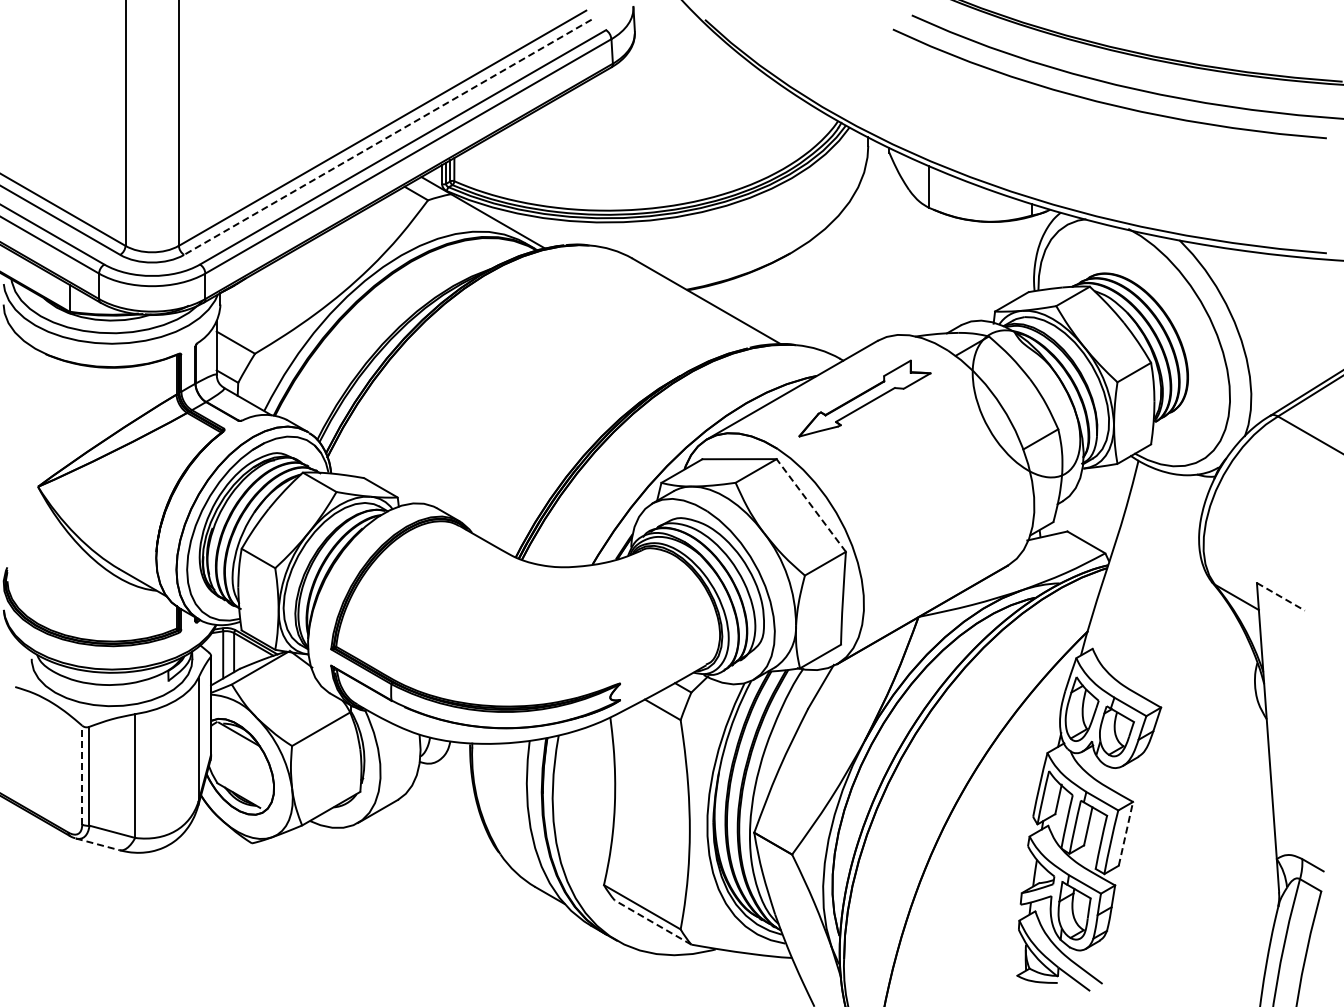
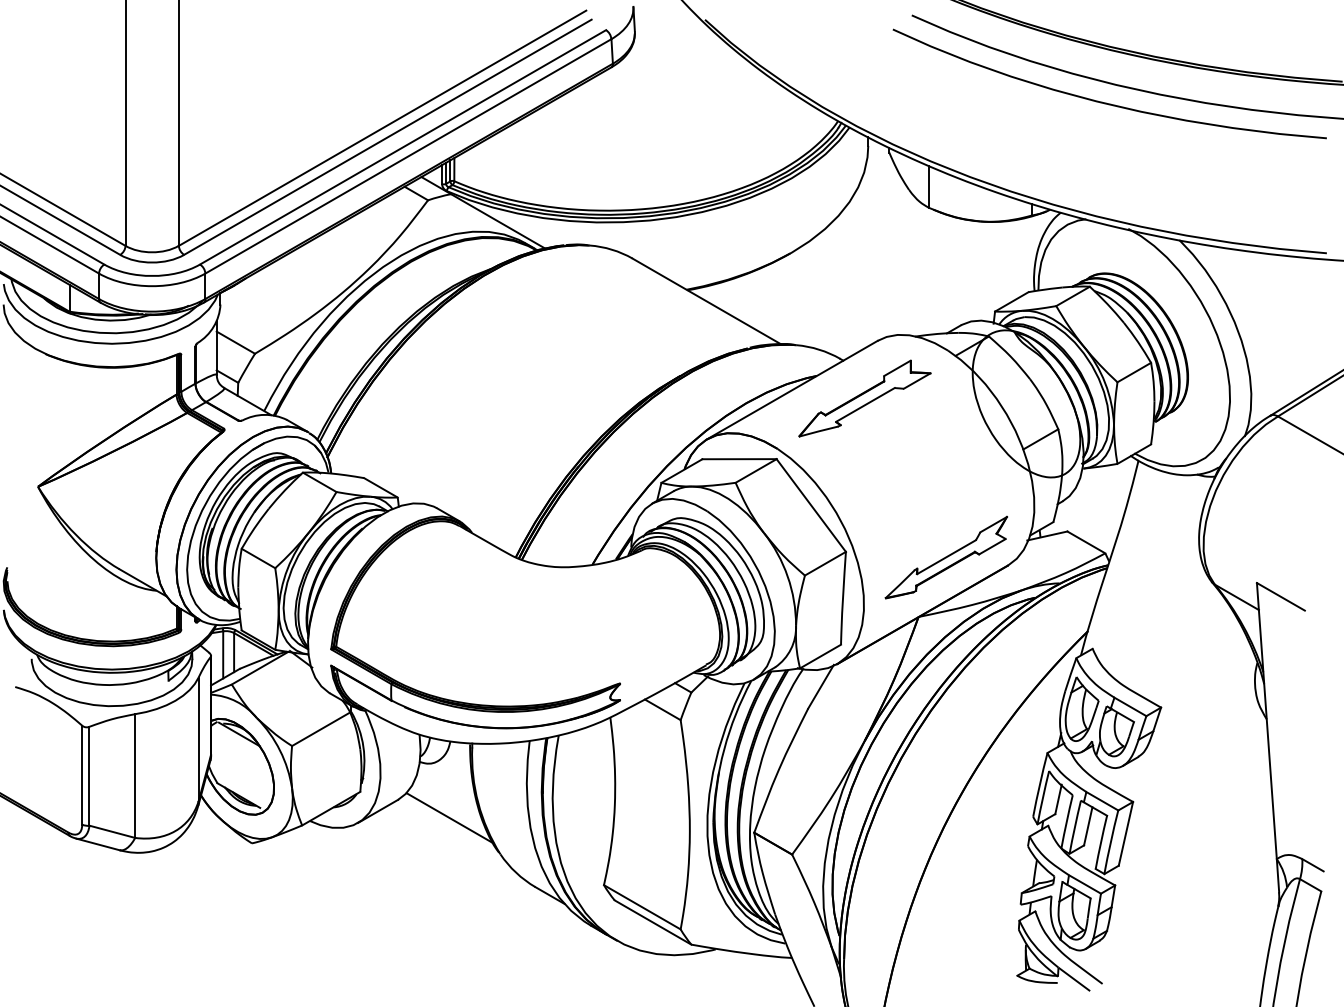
line: dashed -> solid (387, 137)
line: dashed -> solid (811, 505)
part: none -> present (945, 557)
line: dashed -> solid (1280, 596)
line: dashed -> solid (82, 774)
line: none -> present (449, 818)
line: dashed -> solid (1125, 833)
line: dashed -> solid (97, 844)
line: dashed -> solid (652, 922)
